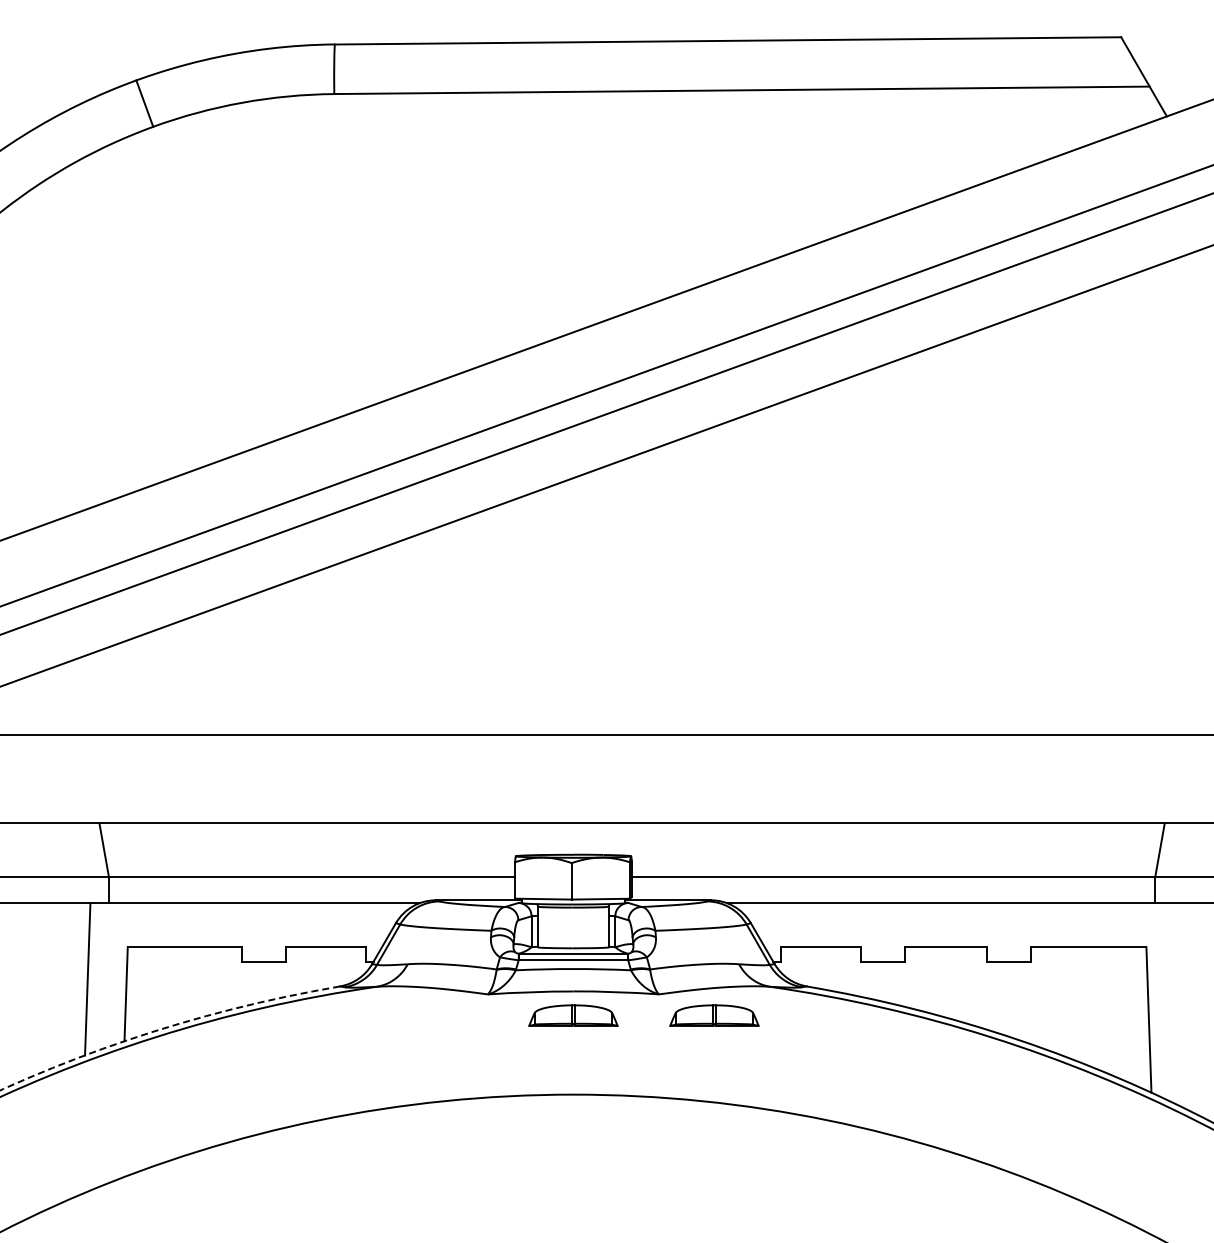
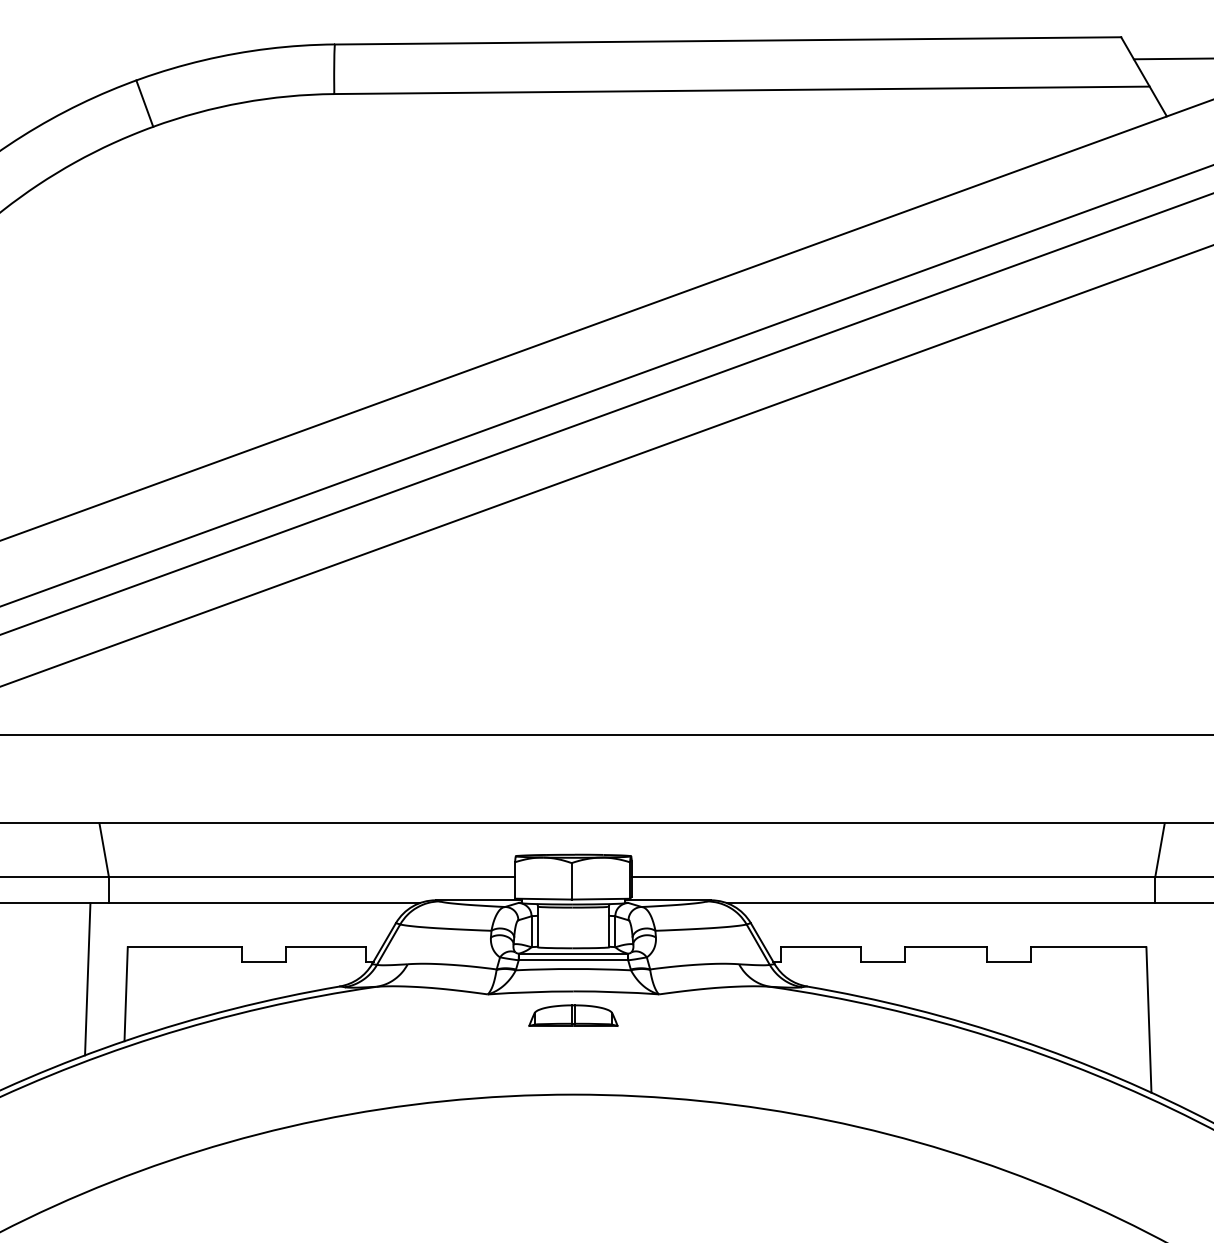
line: none -> present (1171, 58)
part: present -> none (714, 1015)
arc: dashed -> solid (167, 1027)
